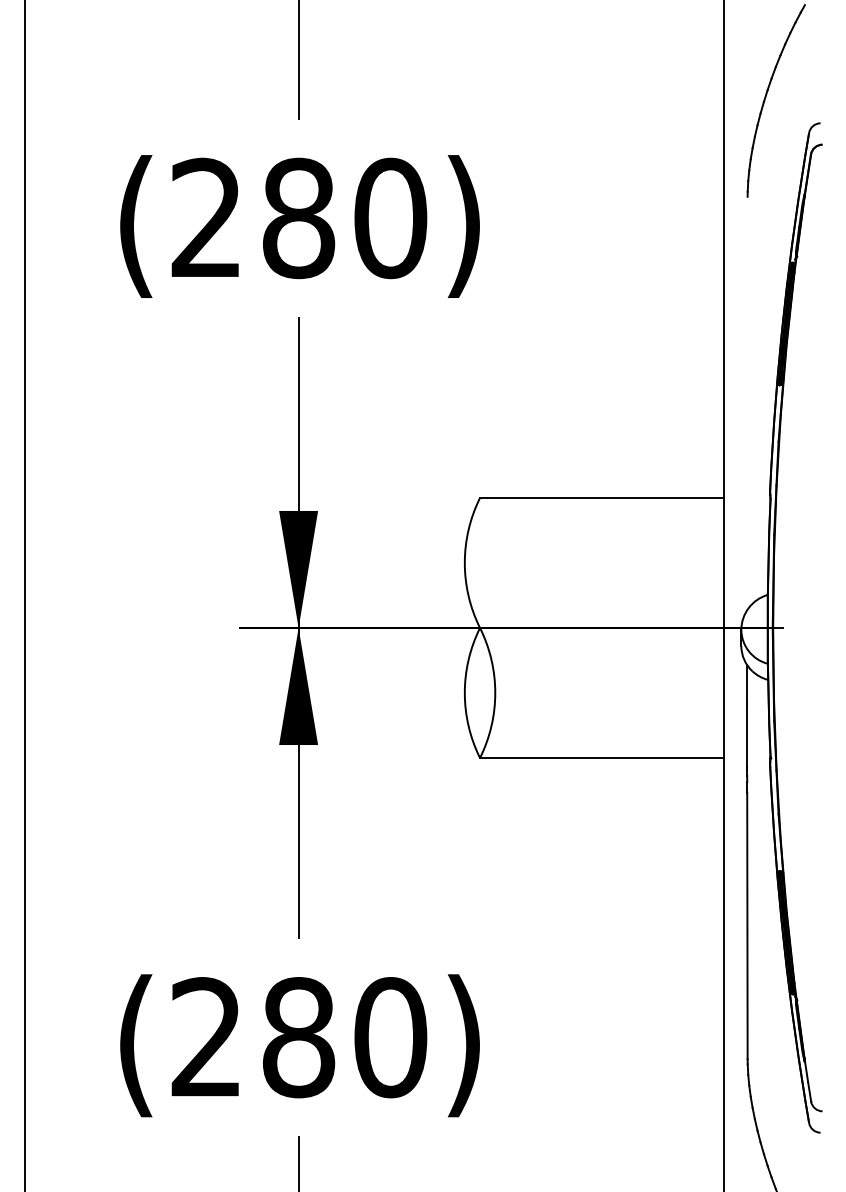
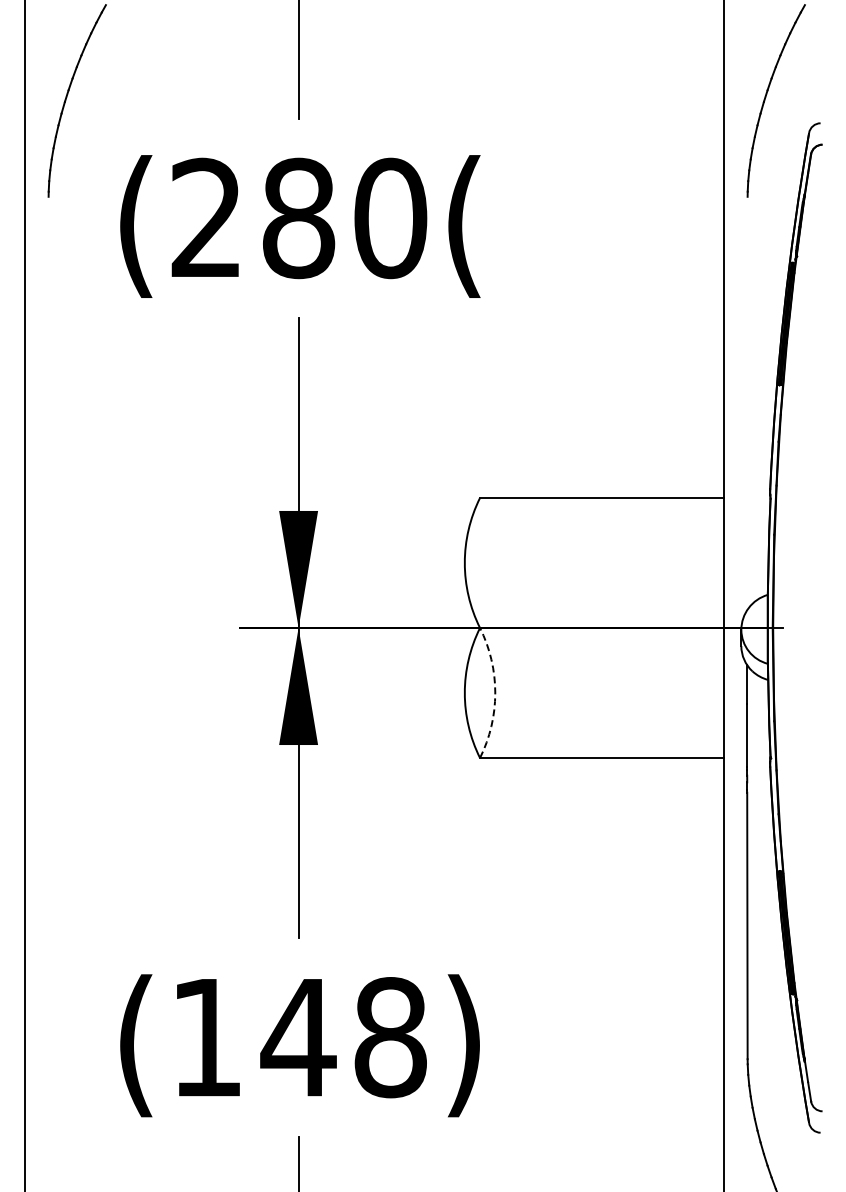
part: none -> present (67, 97)
text: ) -> ( (463, 226)
arc: solid -> dashed (495, 693)
text: 280 -> 148 (299, 1037)
